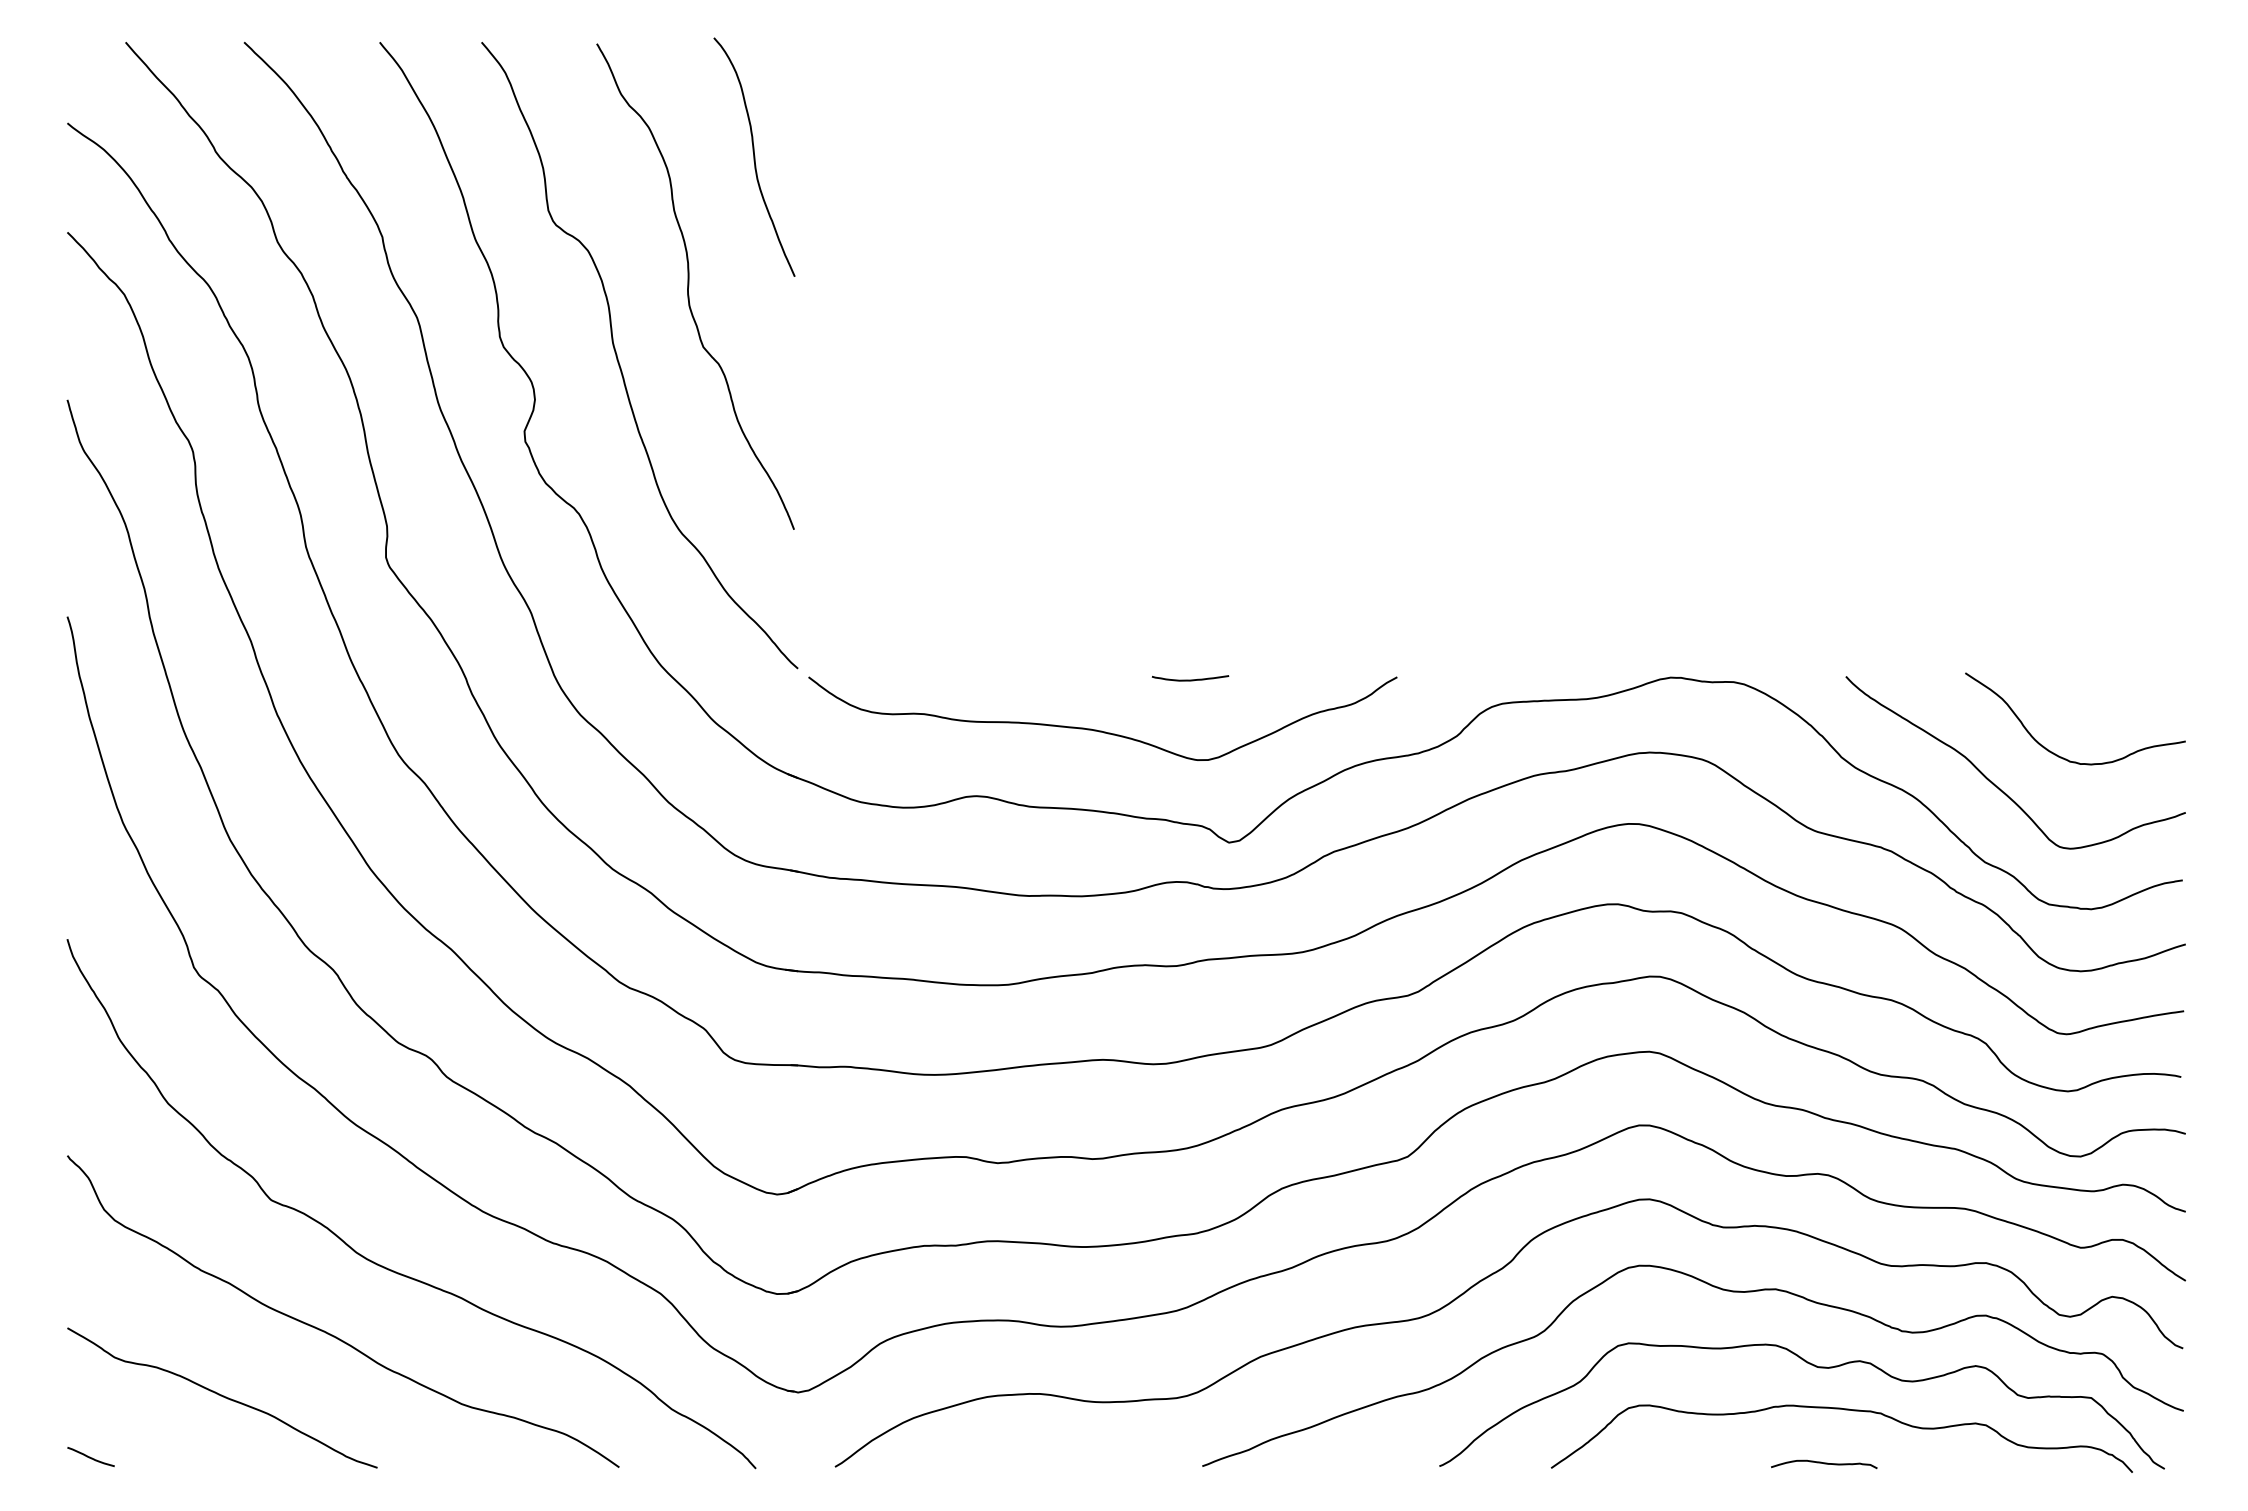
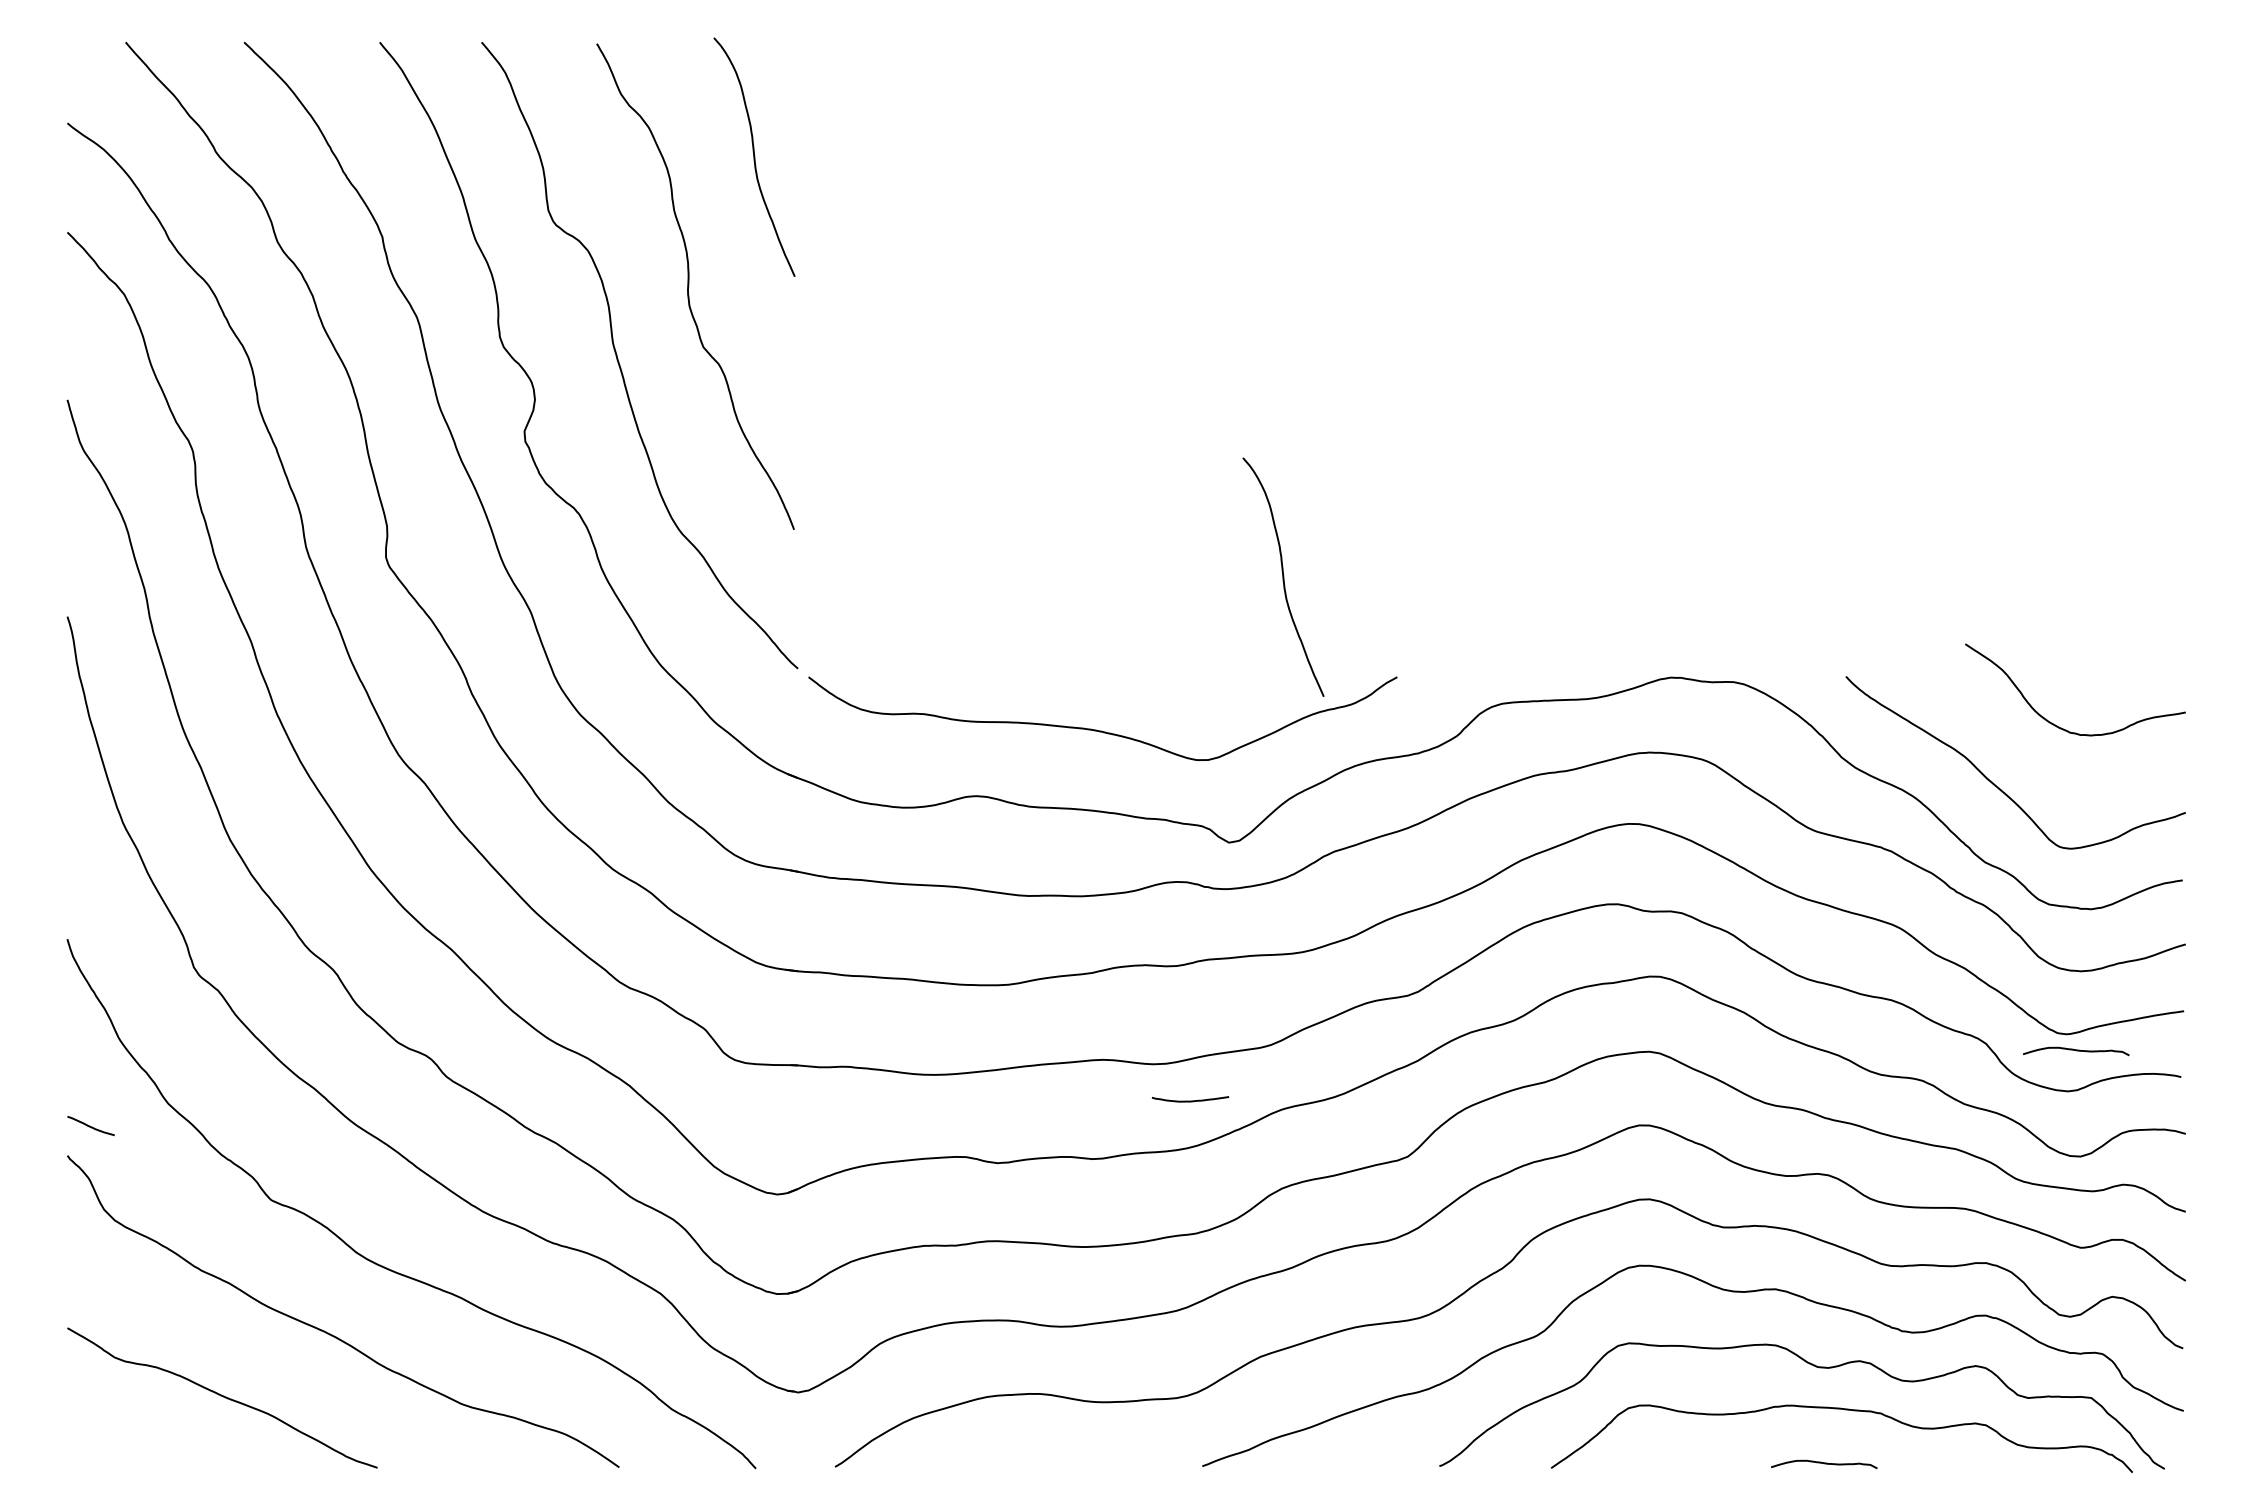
curve: none -> present (1283, 576)
curve position: (1190, 679) -> (1190, 1100) (1190, 1100)
curve position: (2052, 751) -> (2052, 722) (2052, 722)
curve: none -> present (2076, 1051)
curve position: (90, 1457) -> (90, 1126) (90, 1126)
